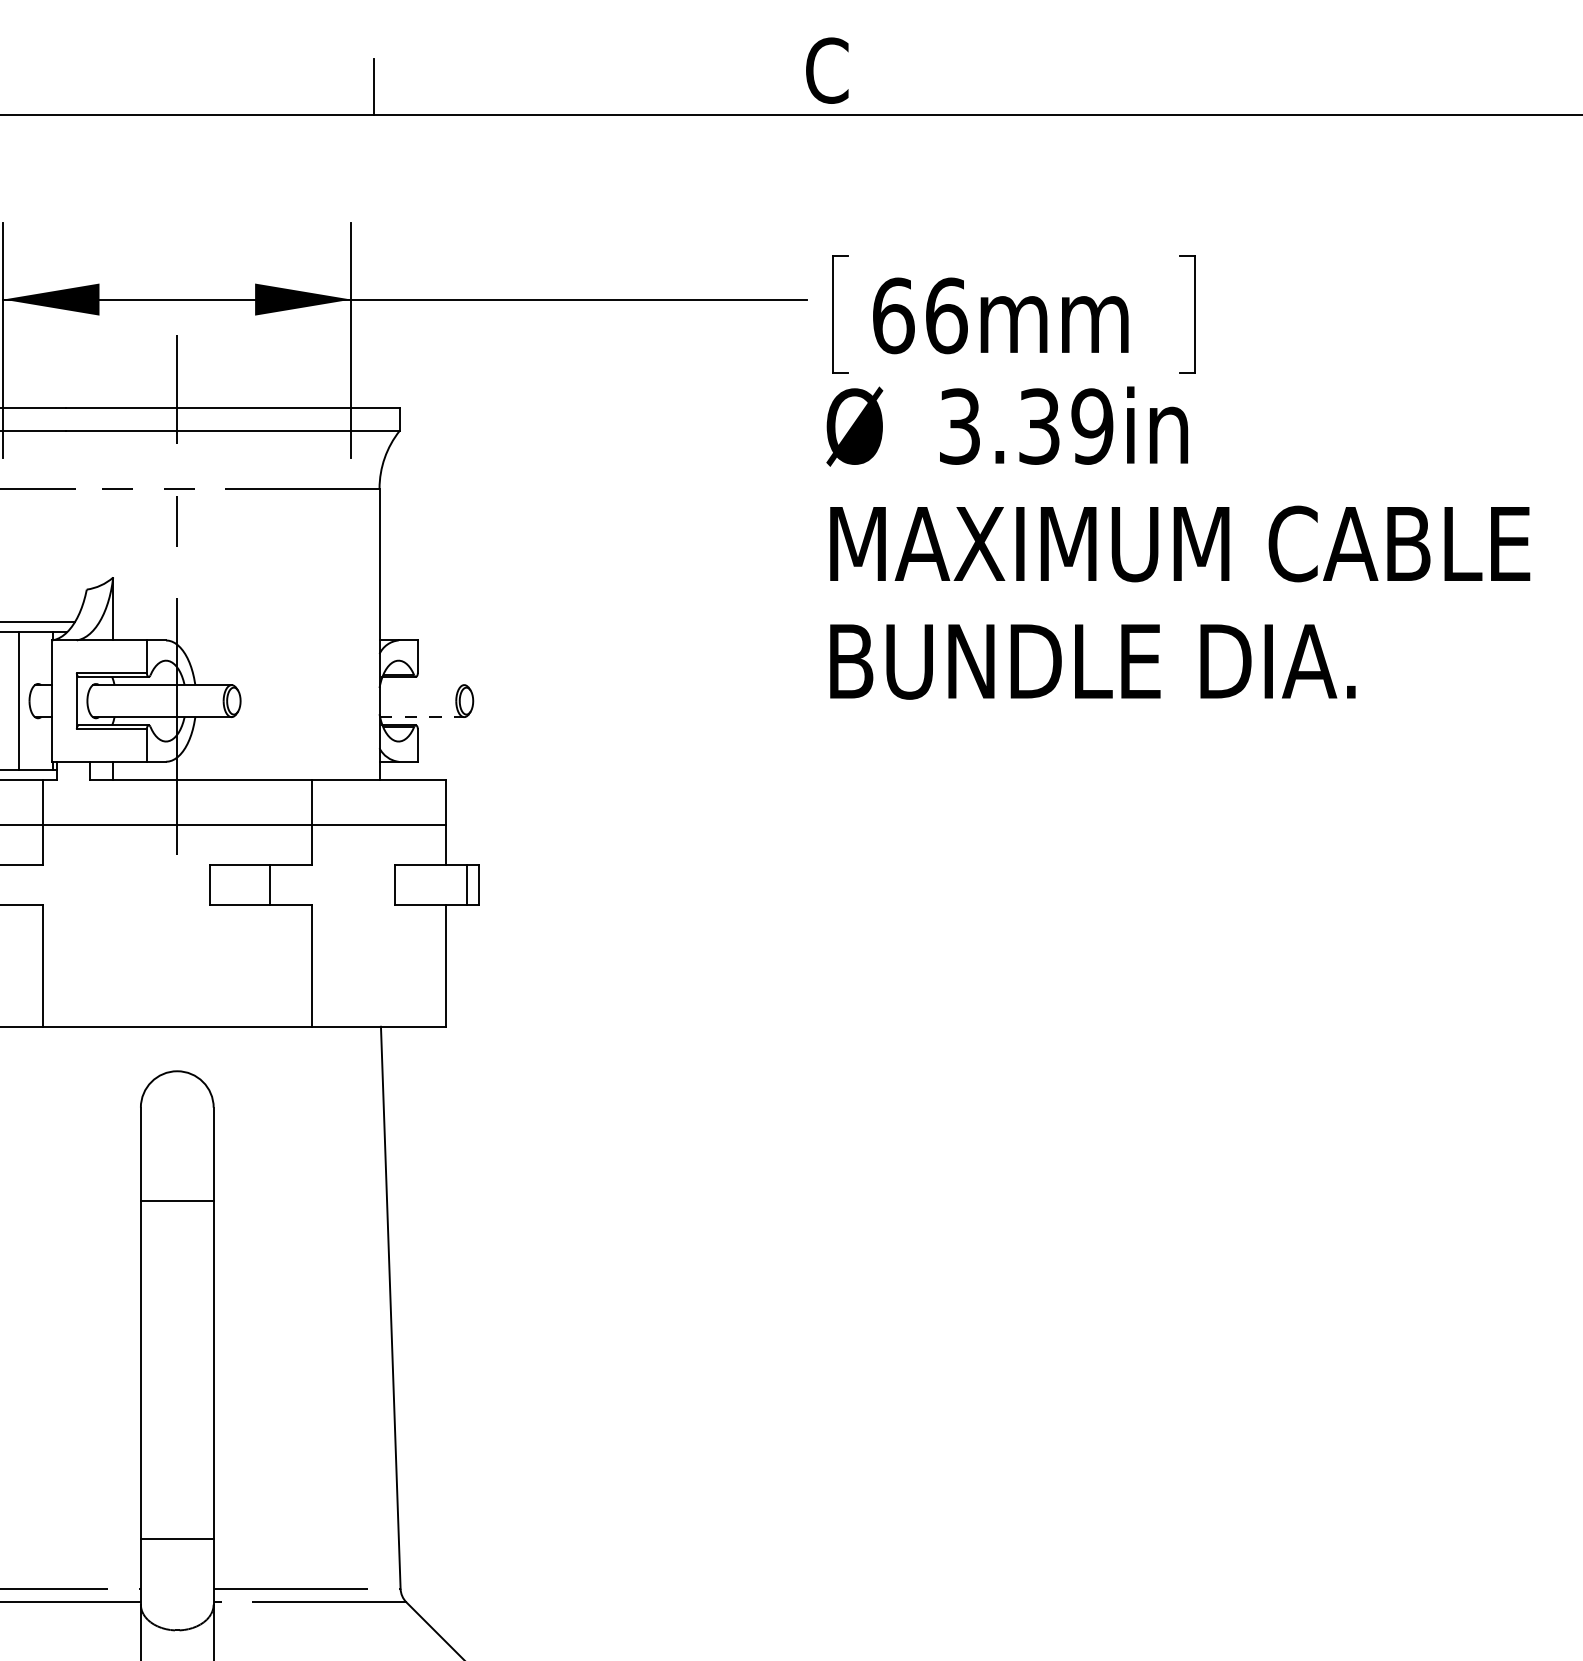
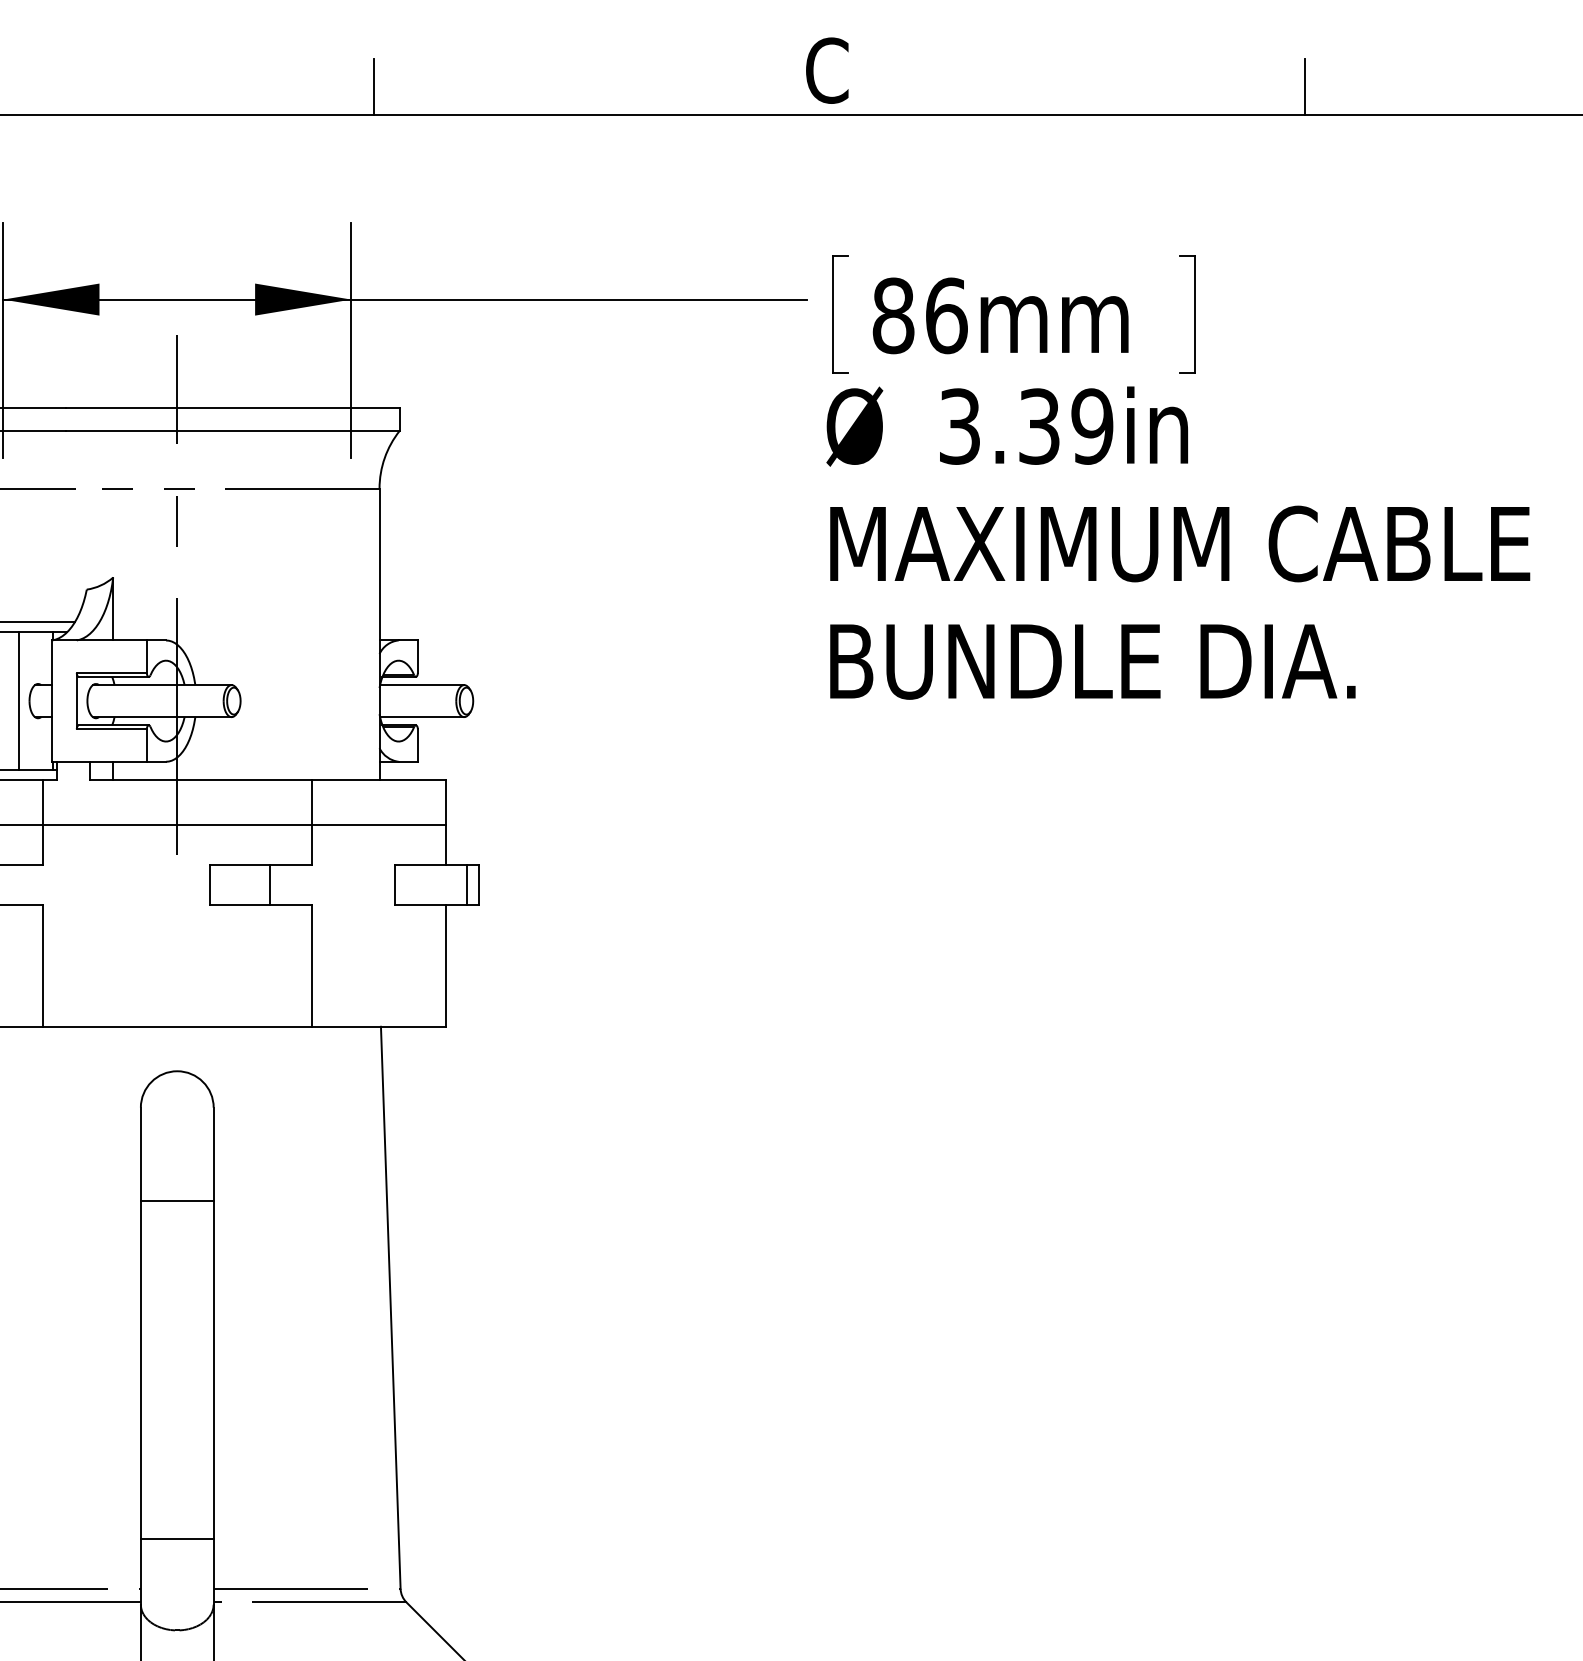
line: none -> present (1305, 86)
text: 66mm -> 86mm (893, 315)
line: none -> present (422, 685)
line: dashed -> solid (422, 717)
